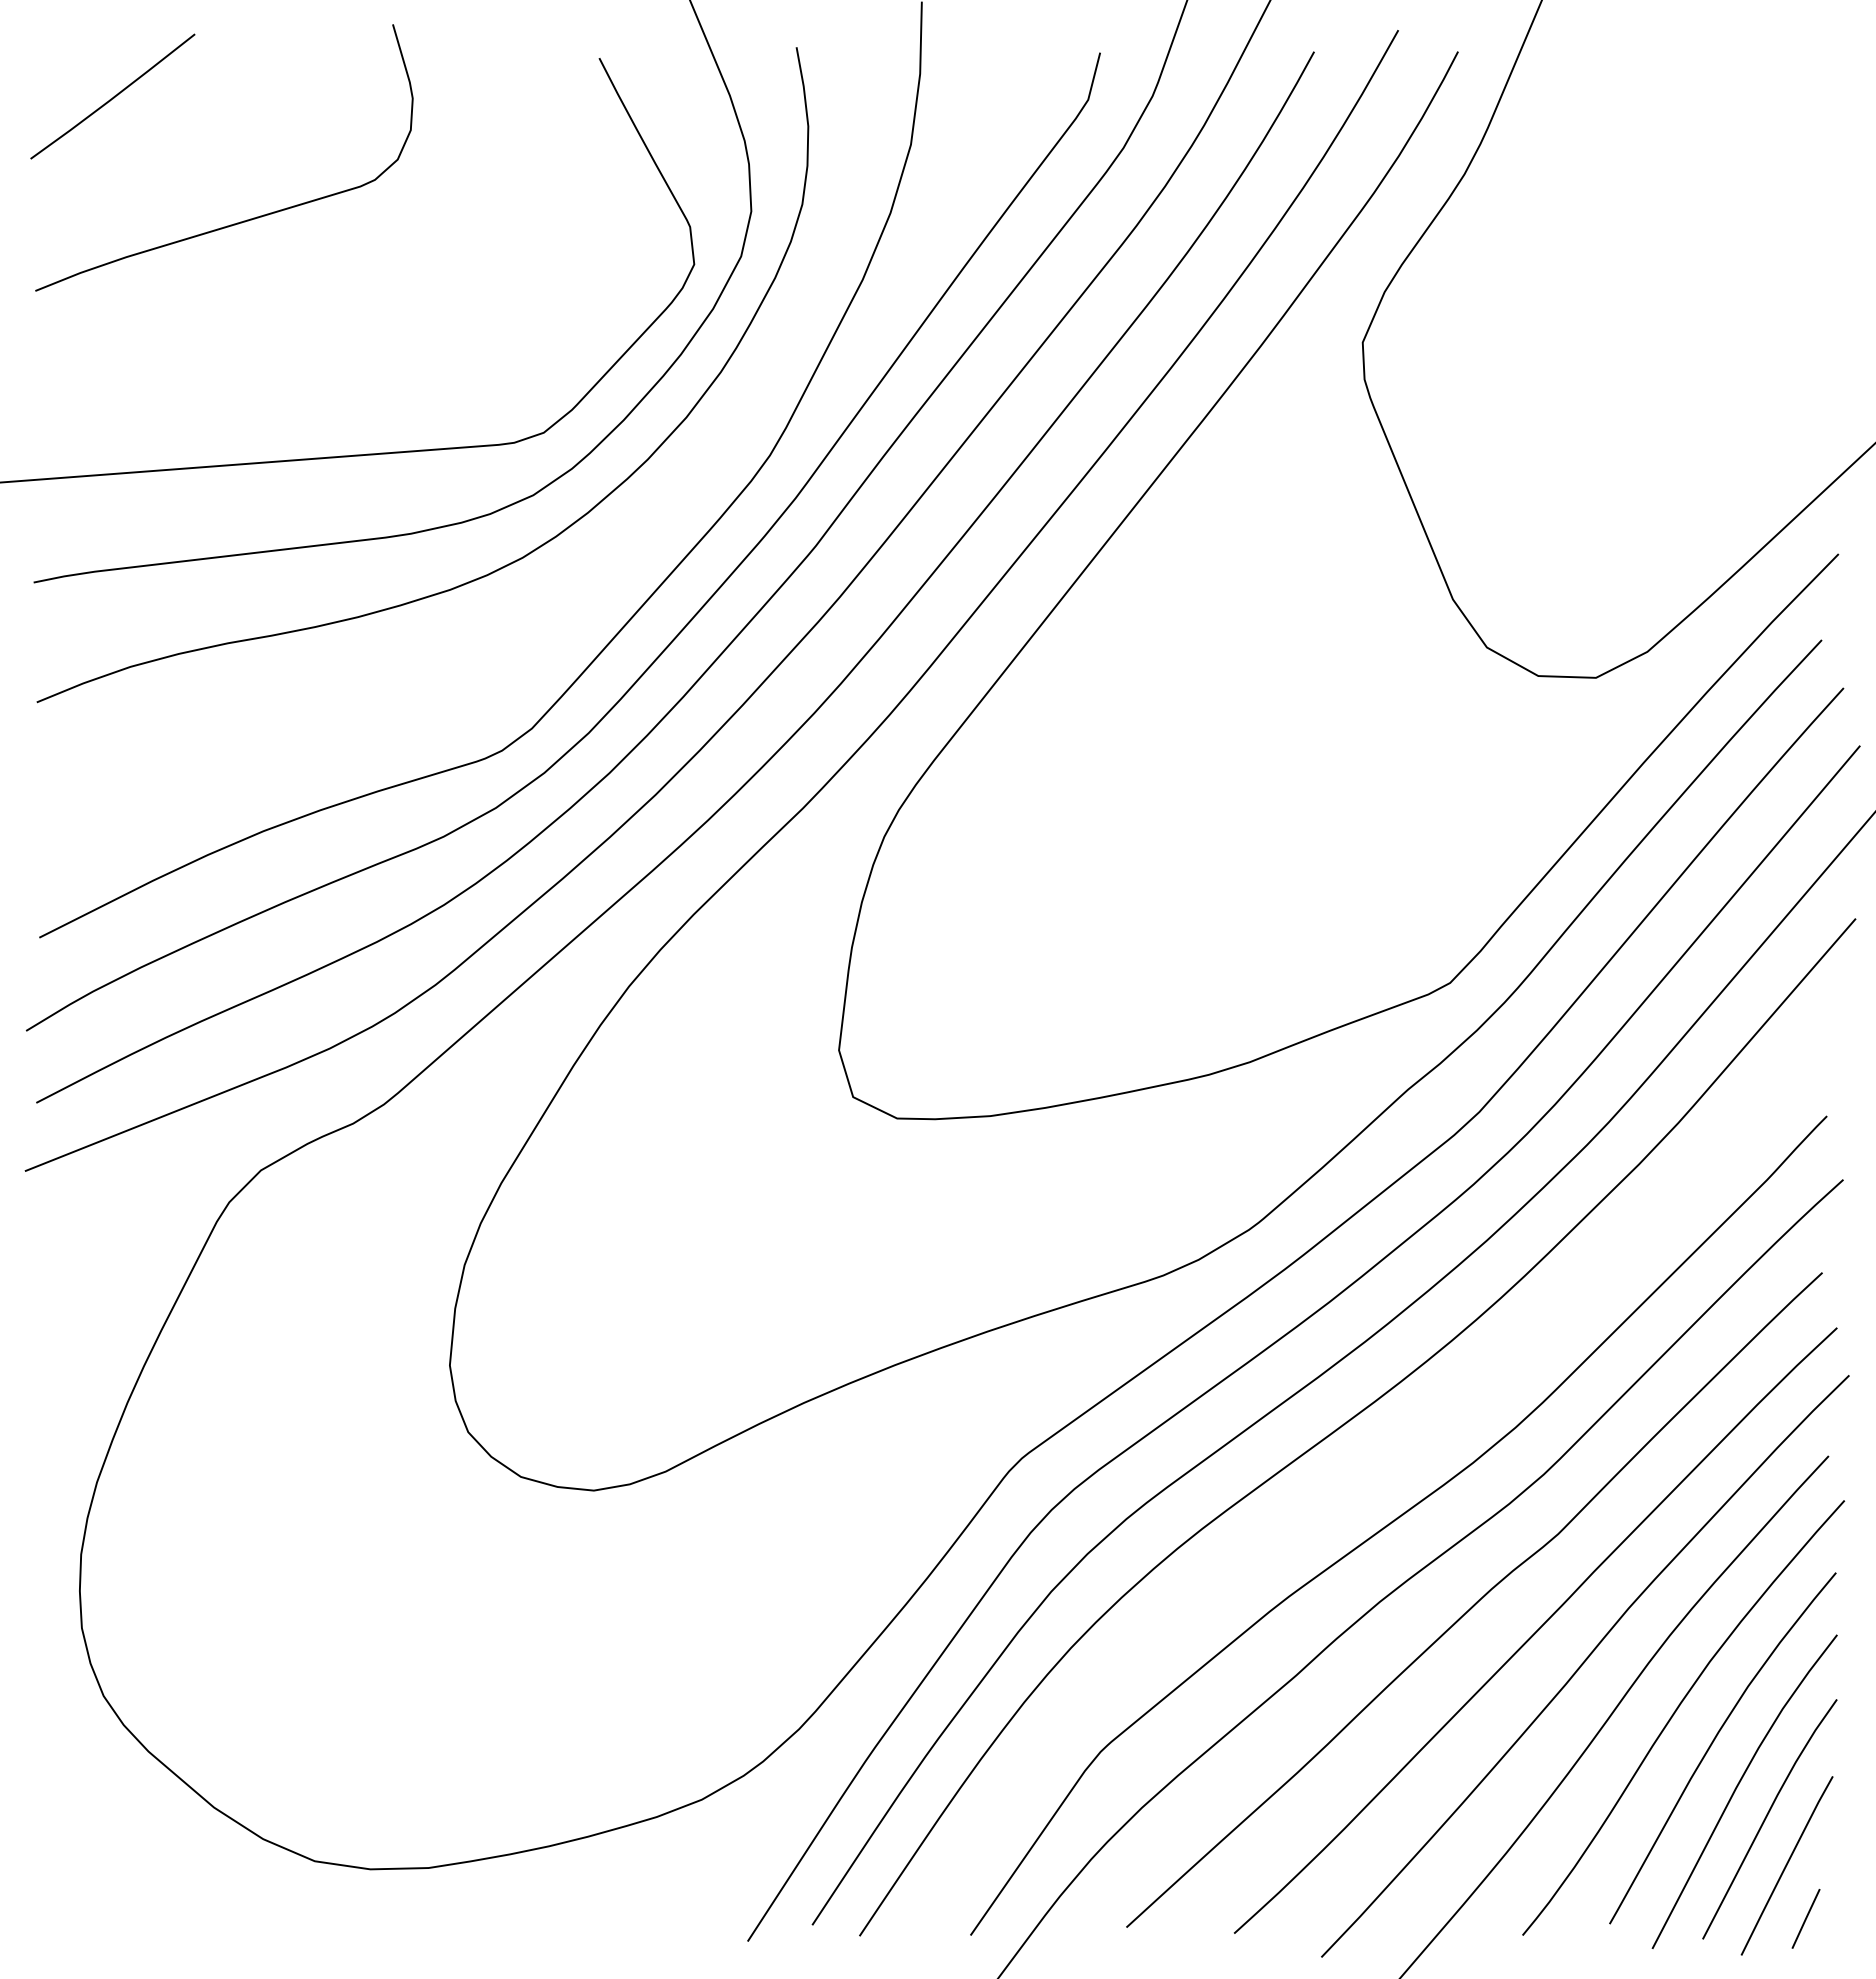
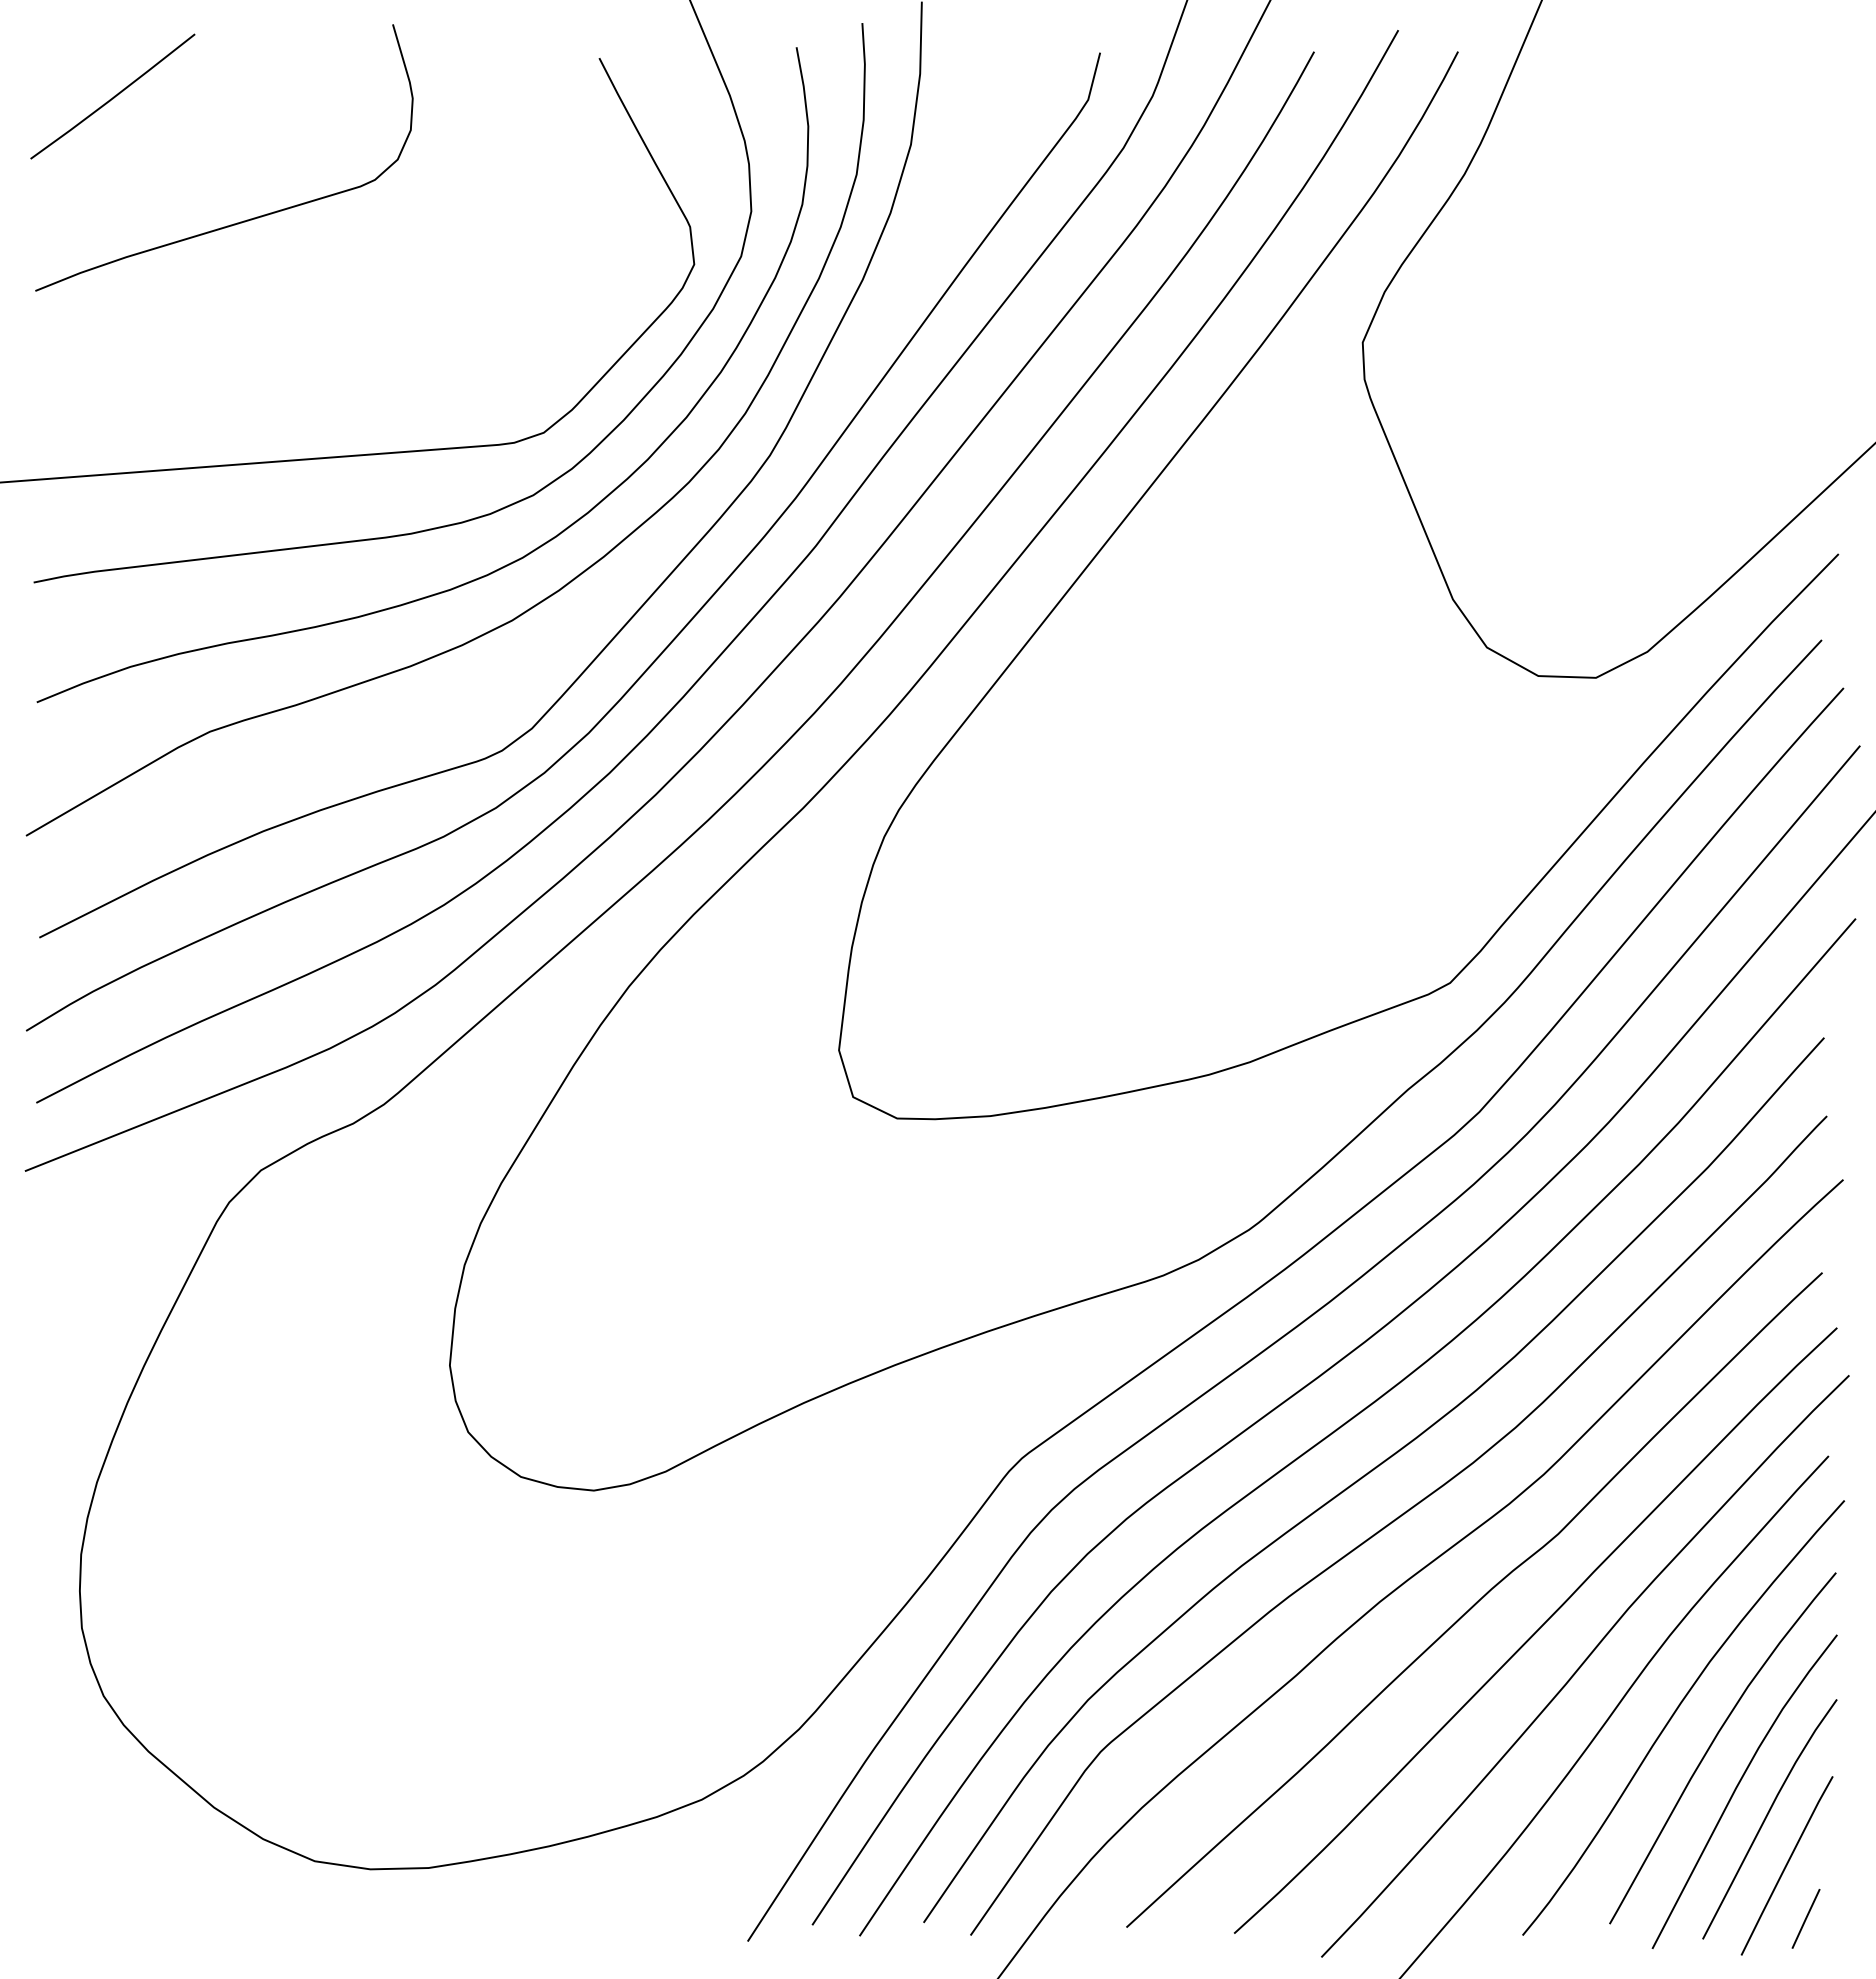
curve: none -> present (553, 592)
curve: none -> present (1368, 1474)
